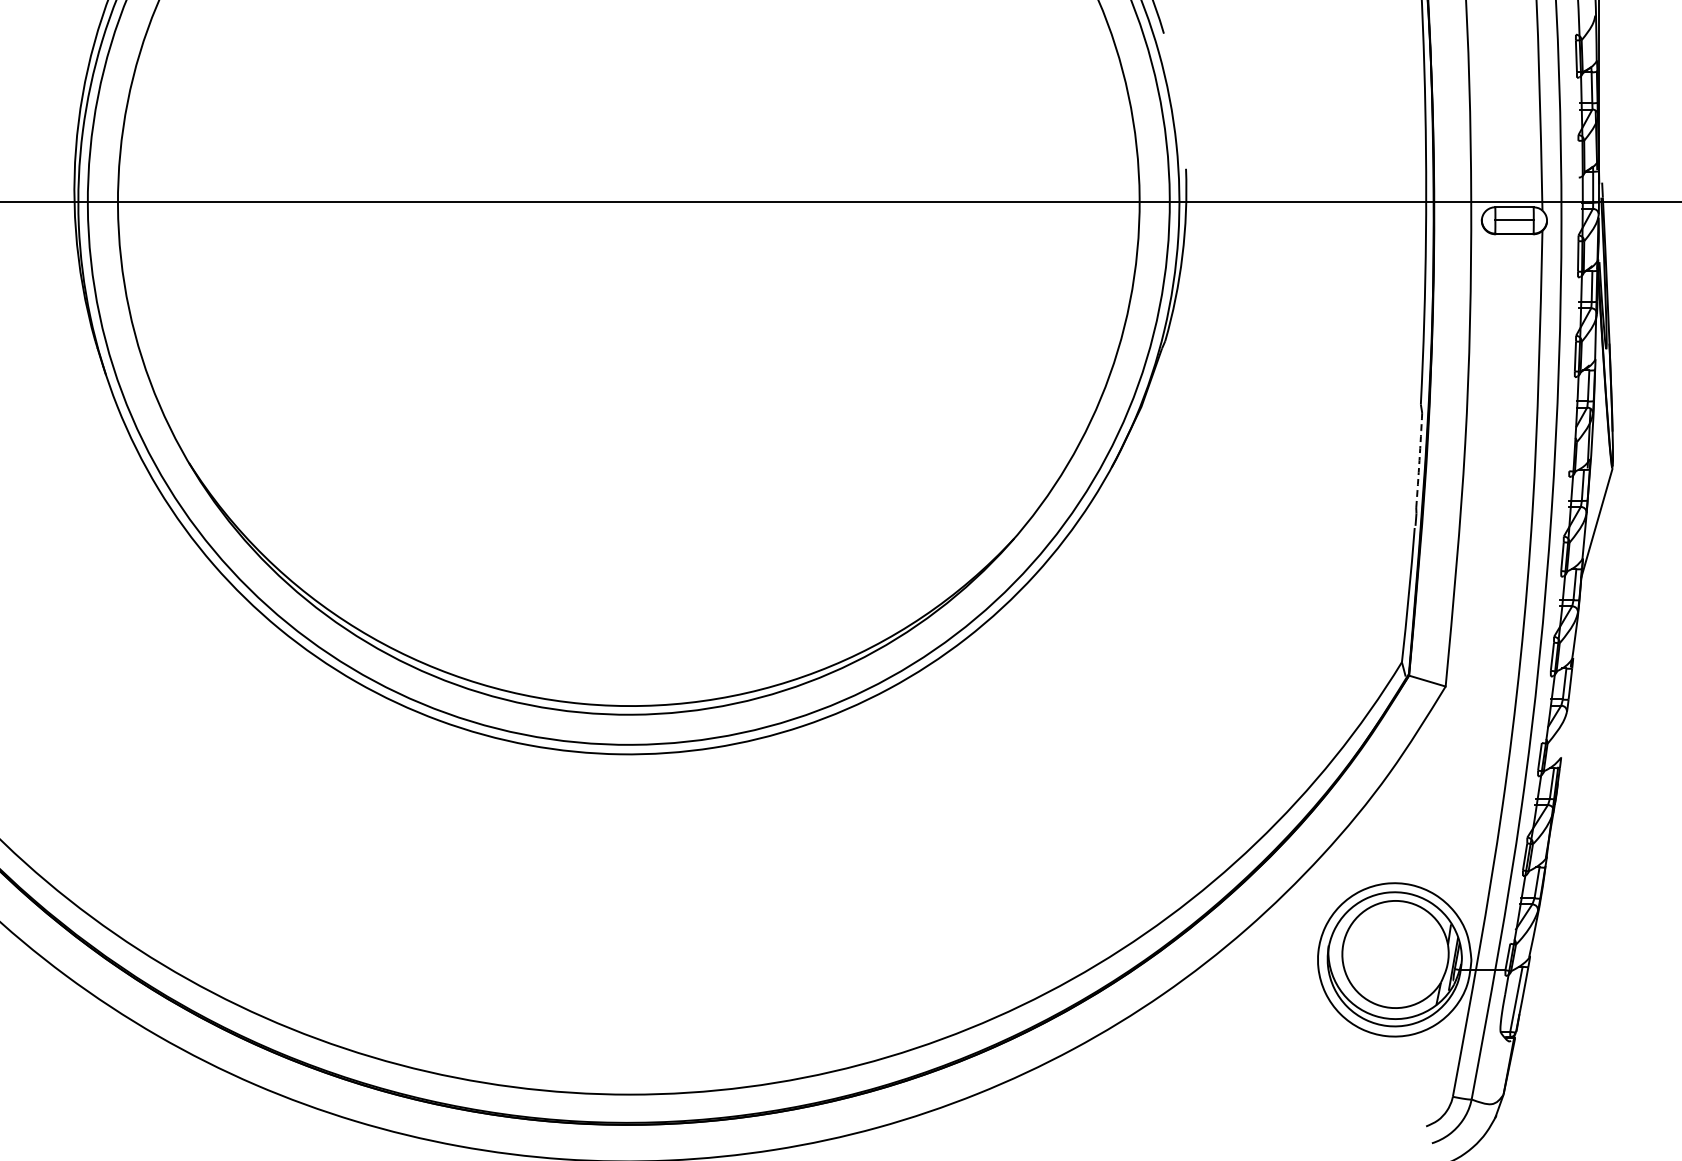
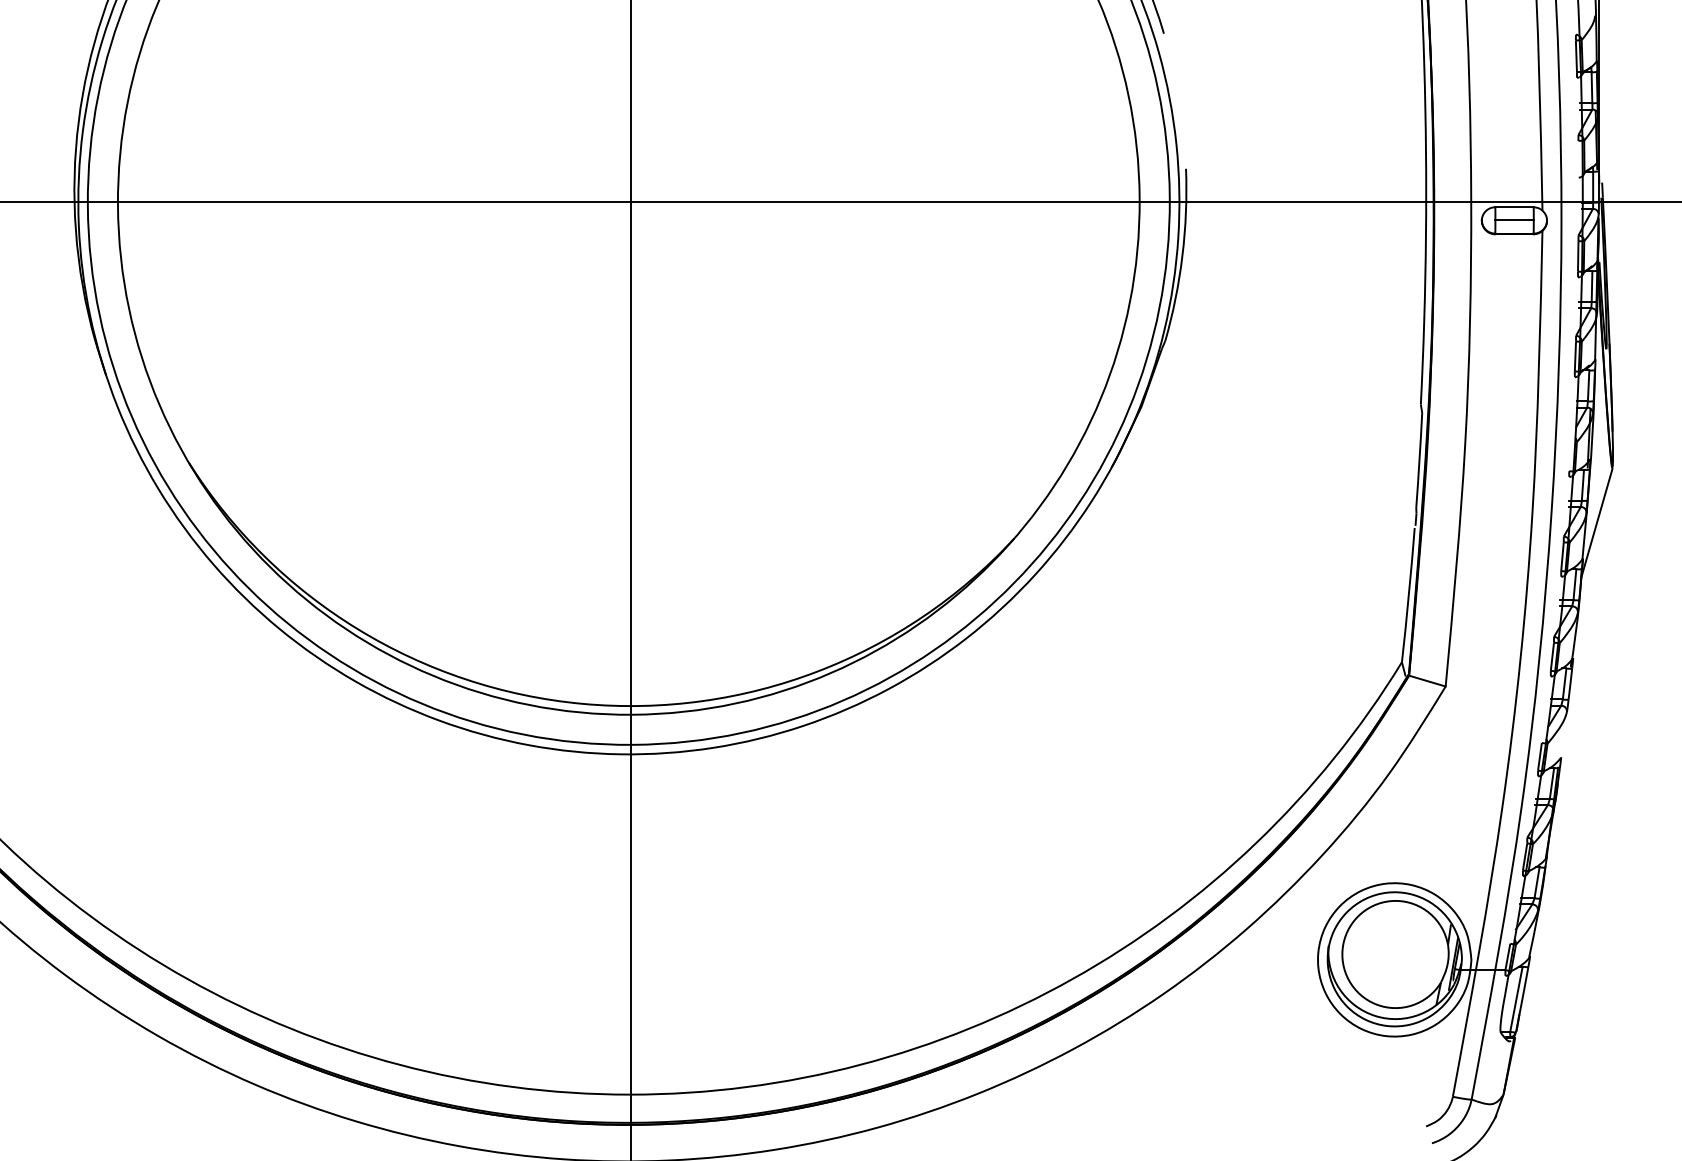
arc: dashed -> solid (1419, 460)
line: none -> present (630, 579)
